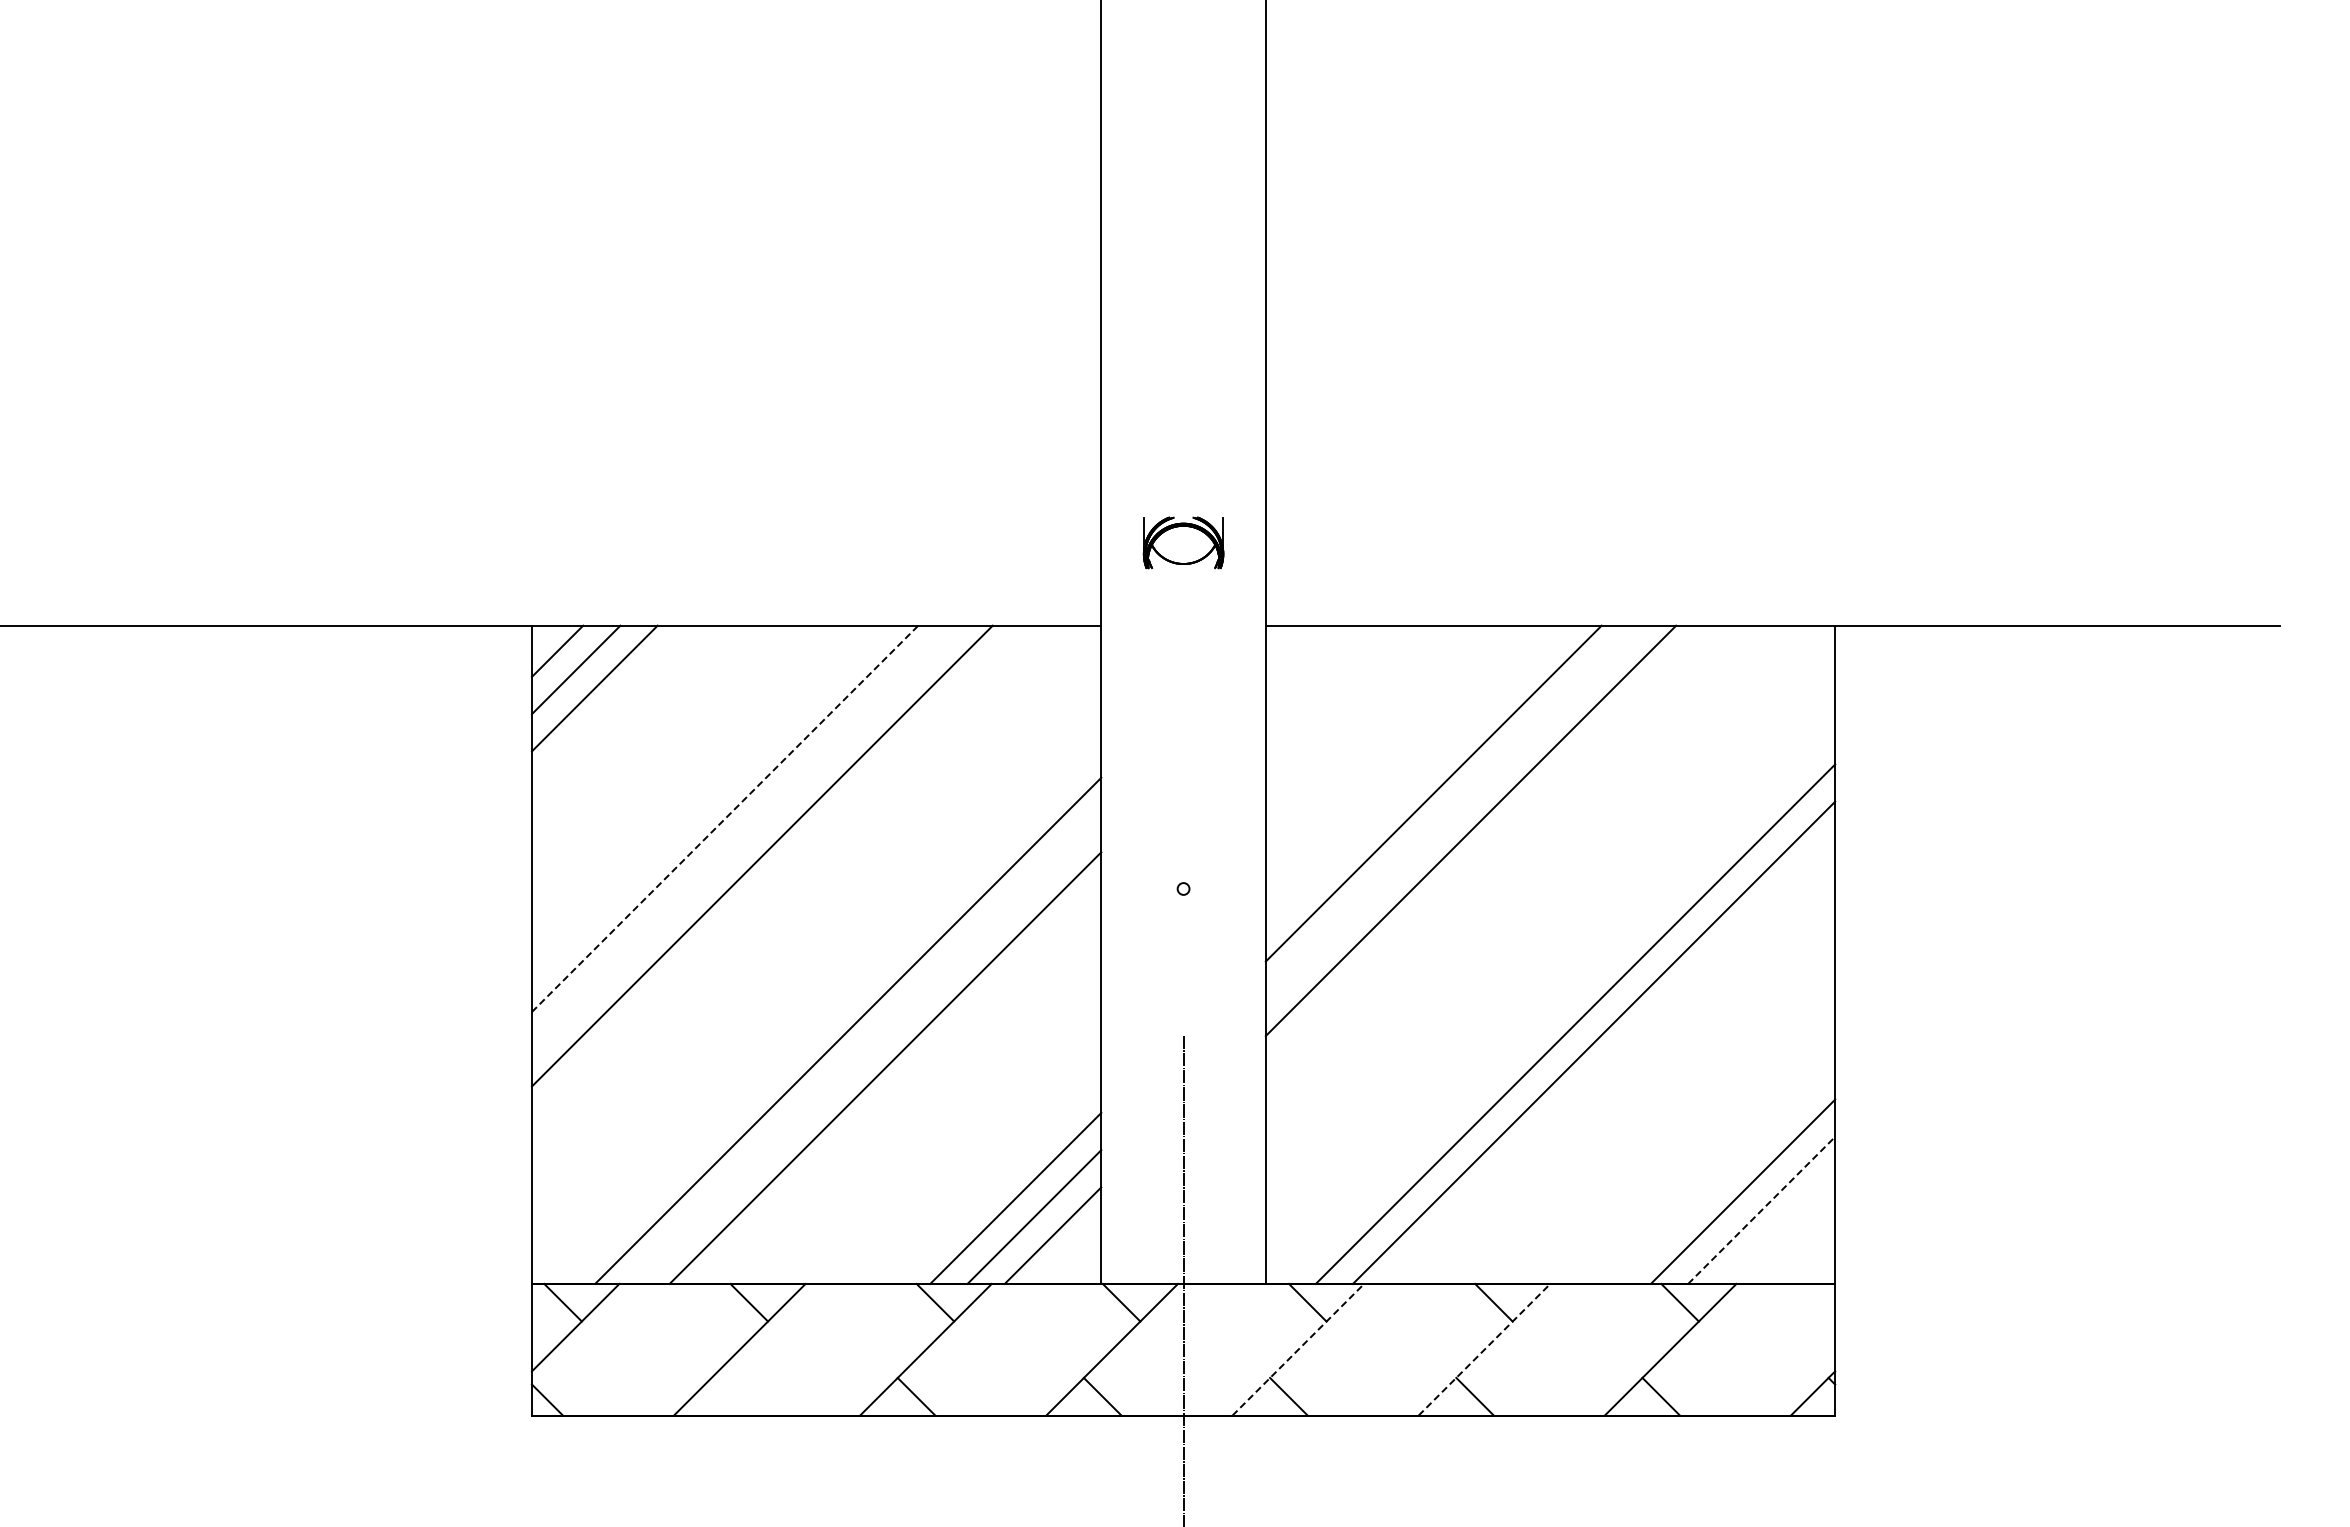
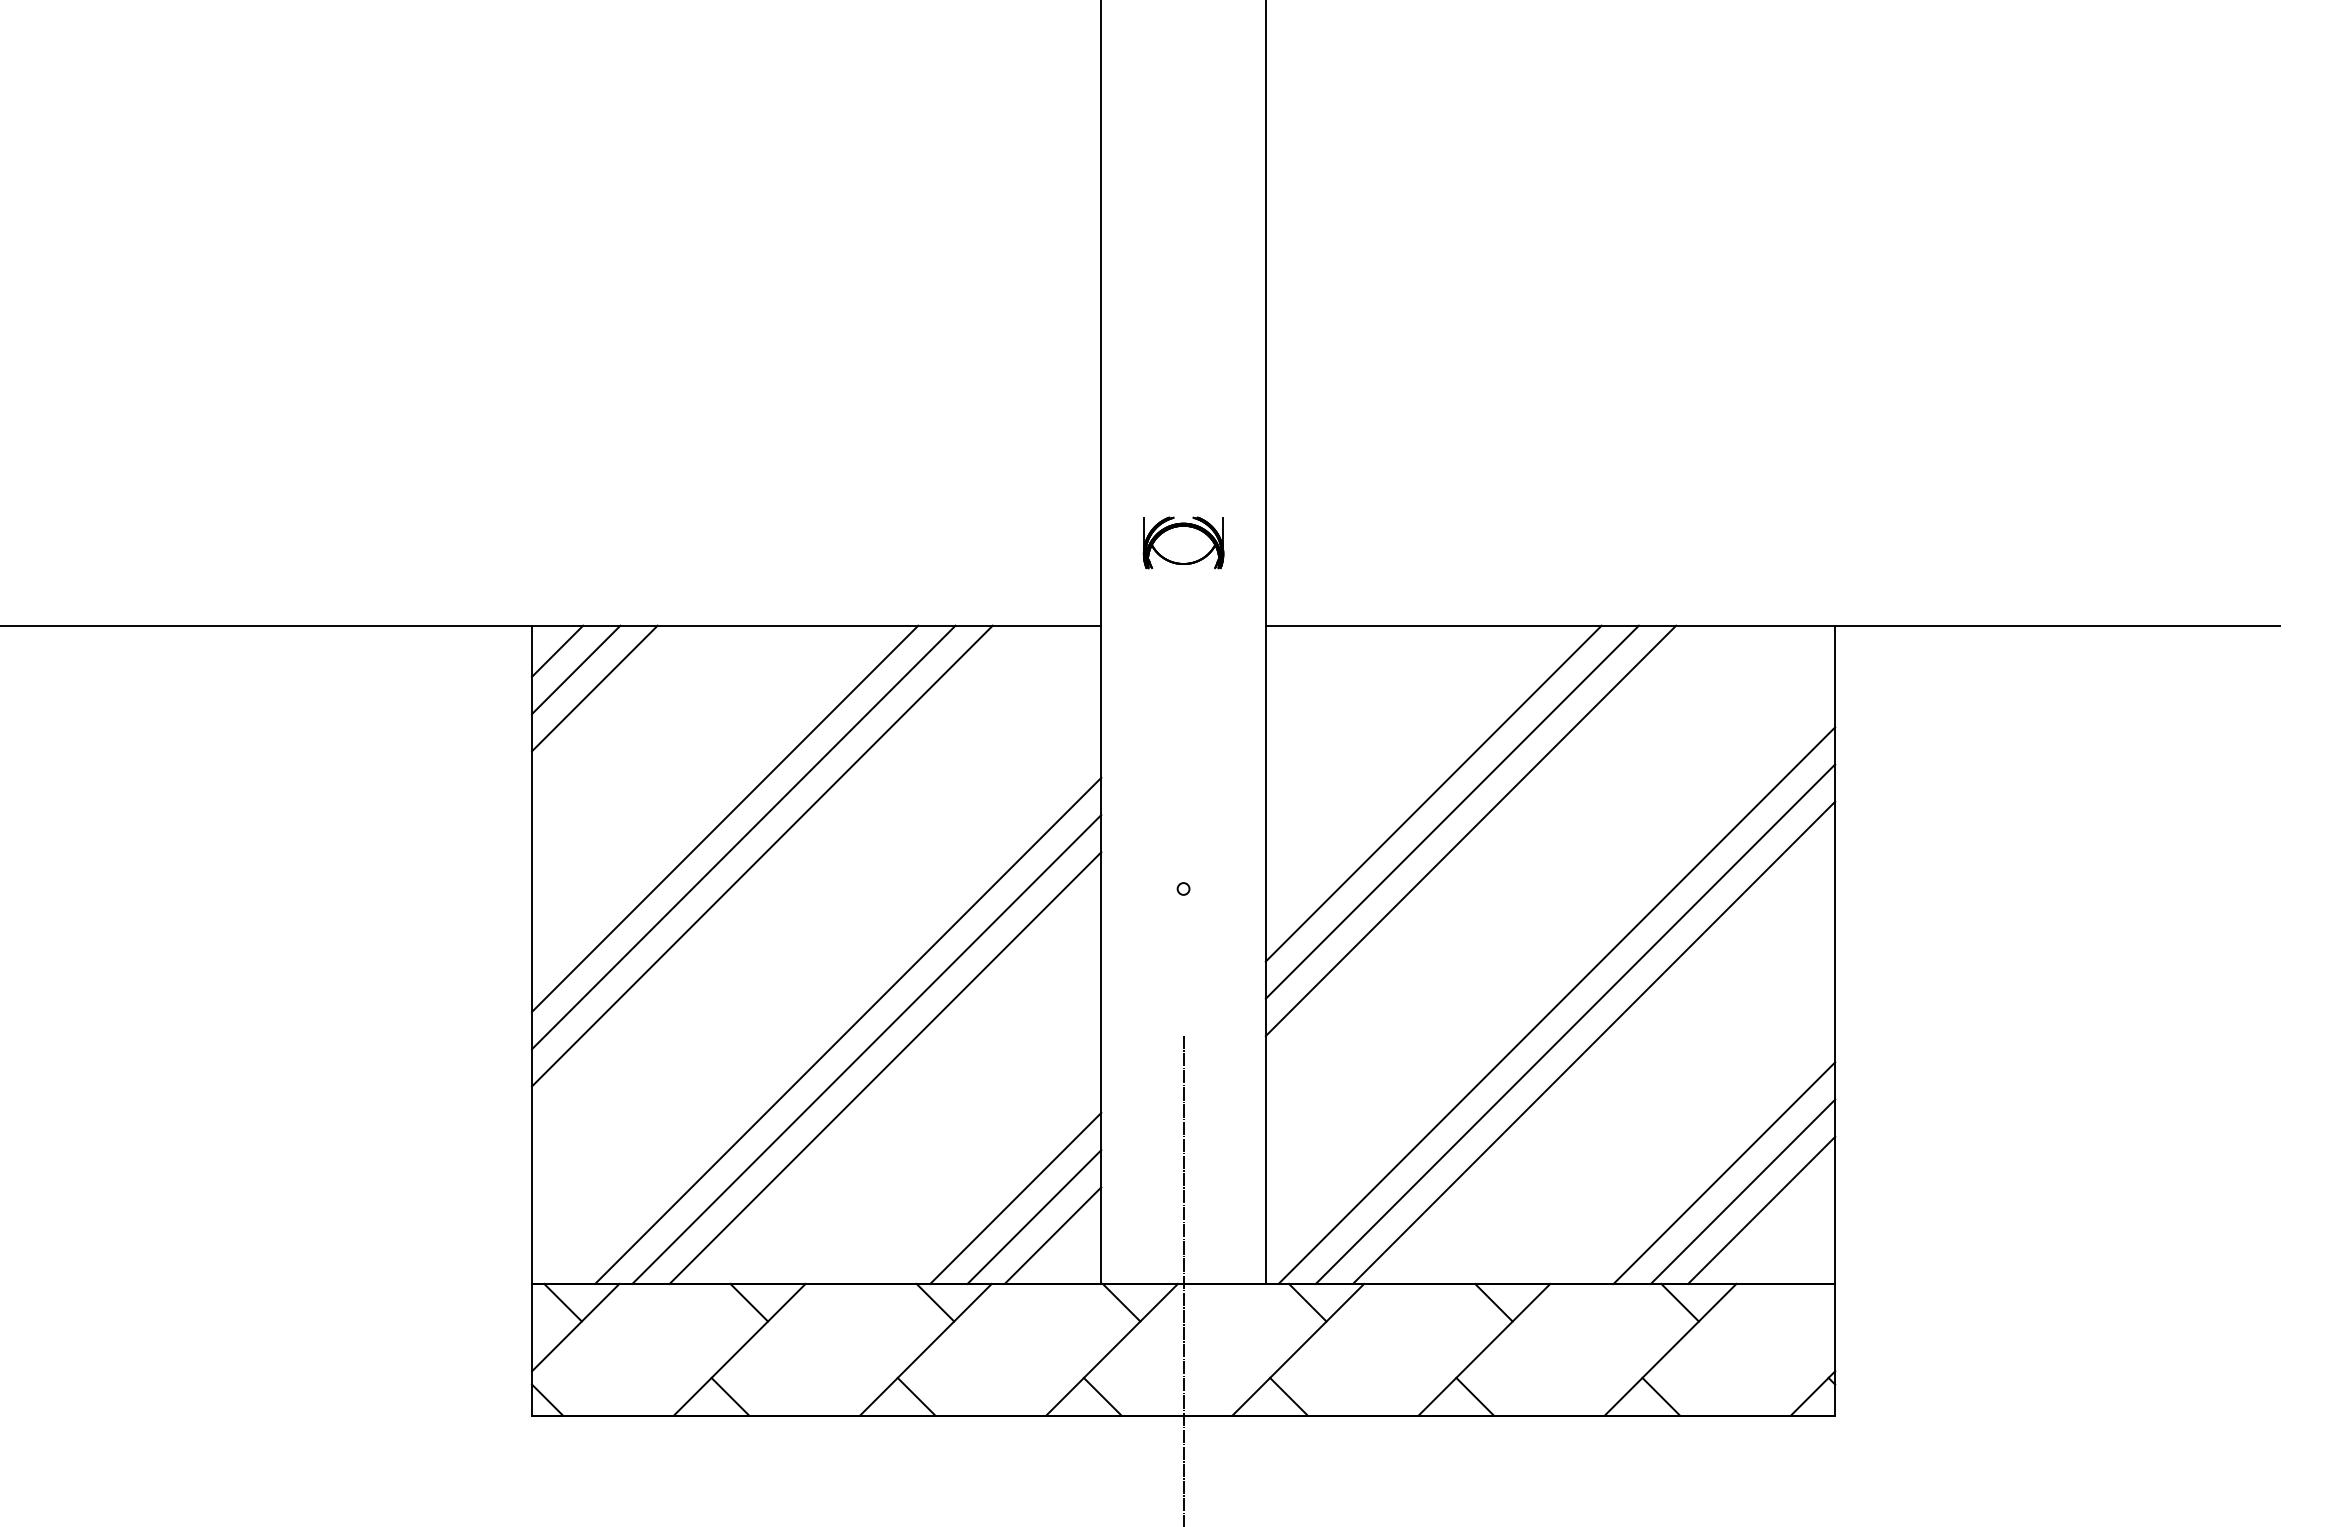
line: none -> present (1451, 811)
line: dashed -> solid (725, 818)
line: none -> present (743, 837)
line: none -> present (1556, 1005)
line: none -> present (866, 1049)
line: none -> present (1724, 1172)
line: dashed -> solid (1761, 1210)
line: dashed -> solid (1298, 1349)
line: dashed -> solid (1484, 1349)
line: none -> present (730, 1396)
